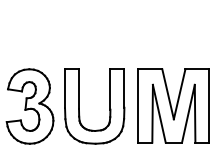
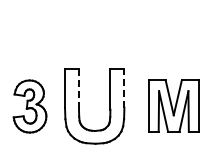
line: solid -> dashed (124, 88)
line: solid -> dashed (79, 89)
part size: 73x76 px -> 52x54 px (173, 105)
part size: 50x77 px -> 36x55 px (29, 106)
